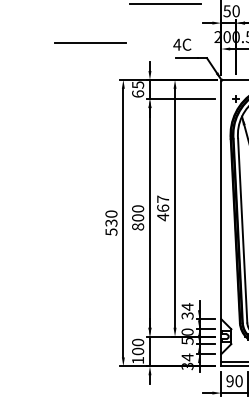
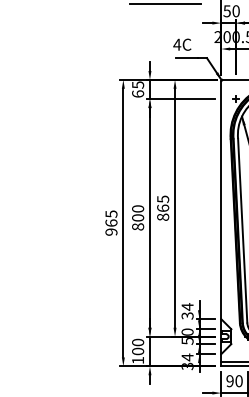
line: present -> none (90, 42)
text: 467 -> 865 (163, 208)
text: 530 -> 965 (111, 222)
